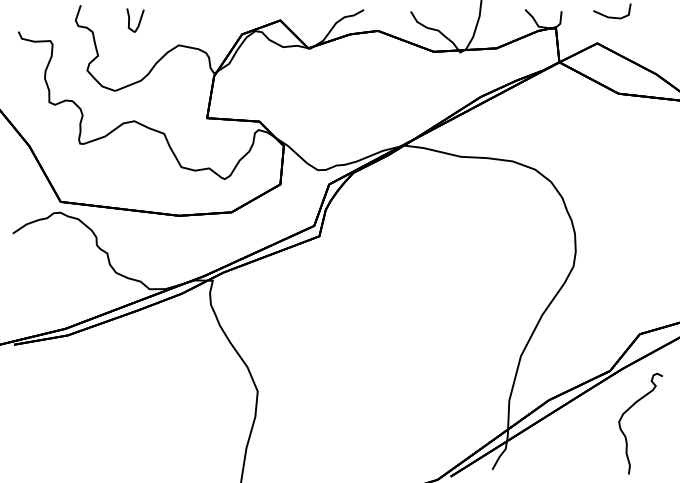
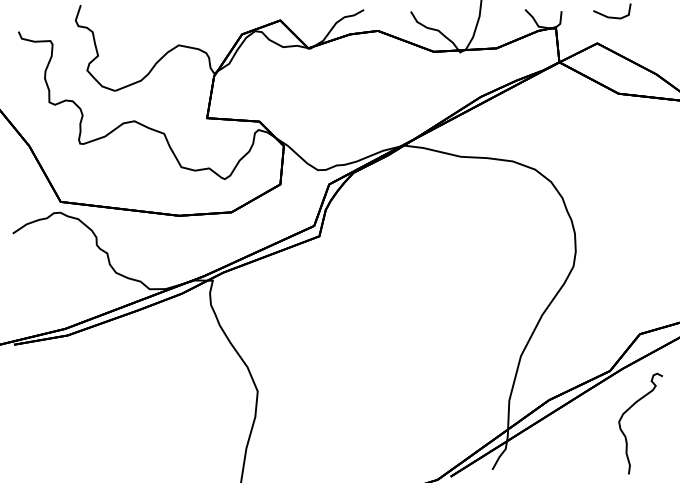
part: present -> none (135, 20)
